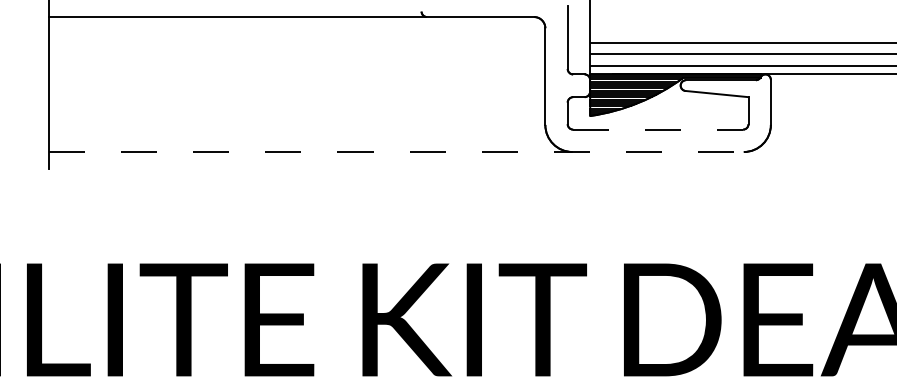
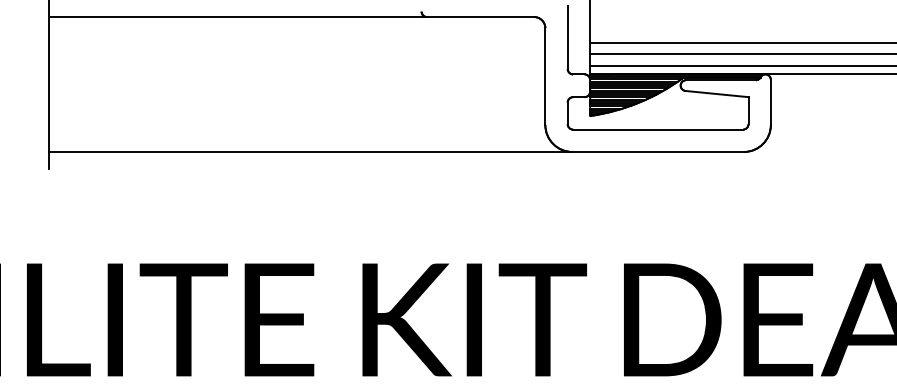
line: dashed -> solid (658, 129)
line: dashed -> solid (396, 152)
